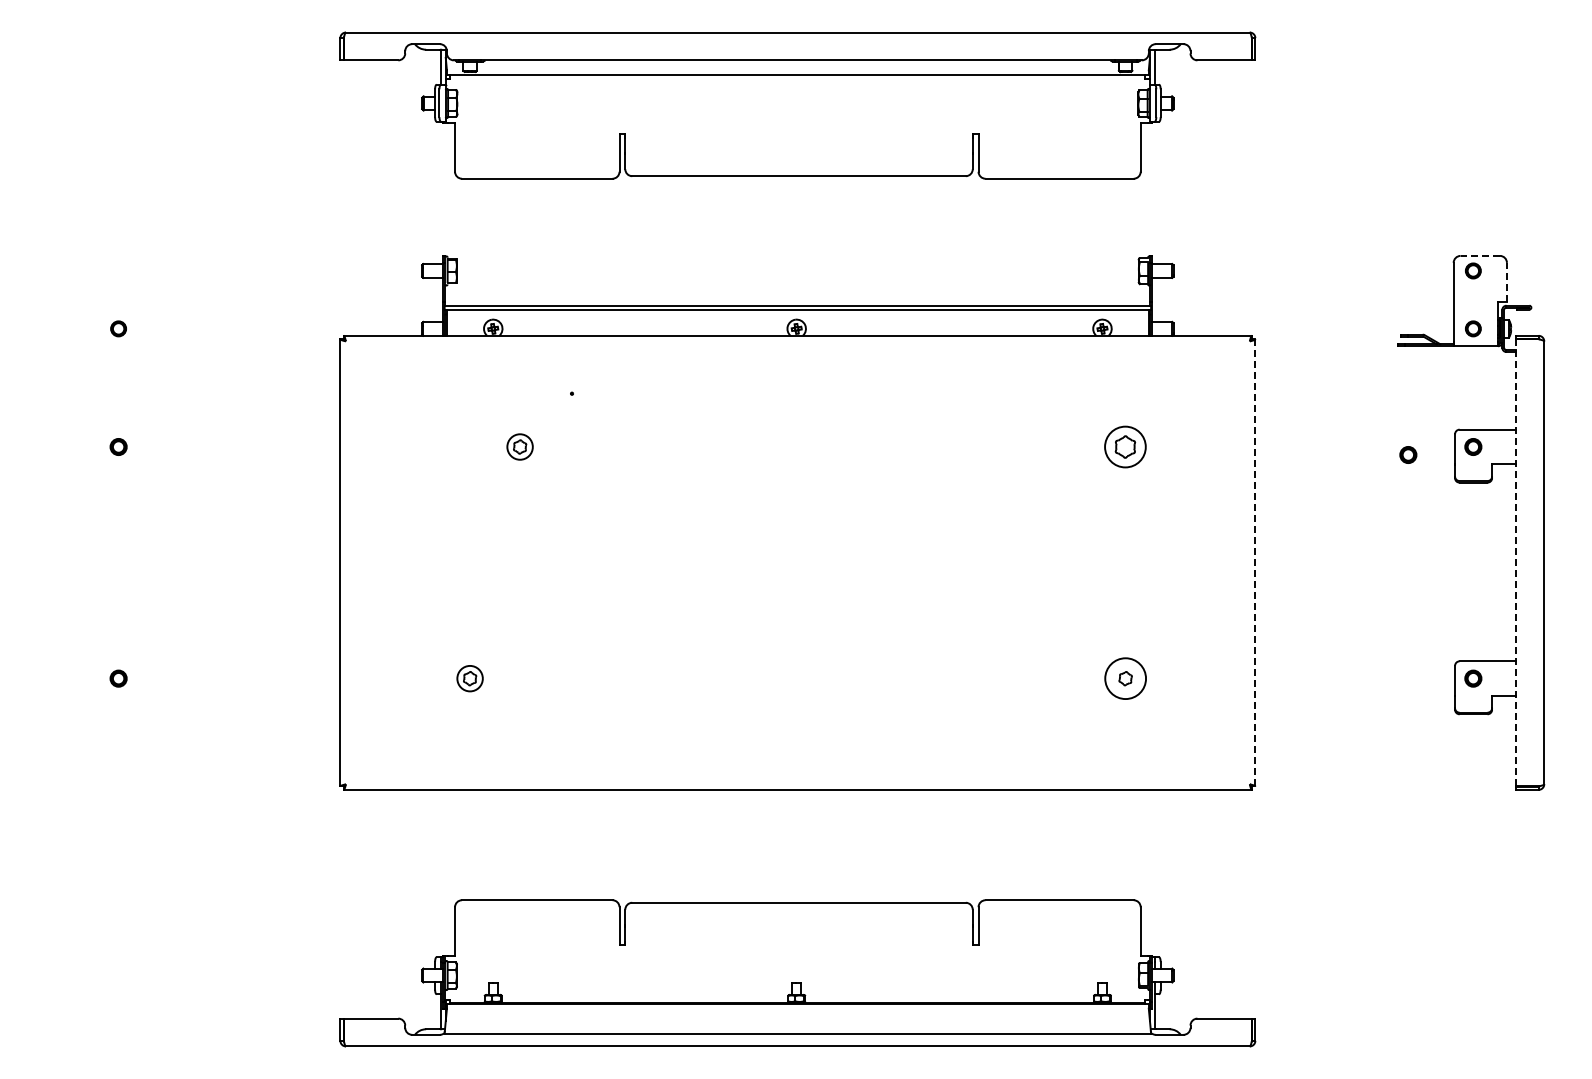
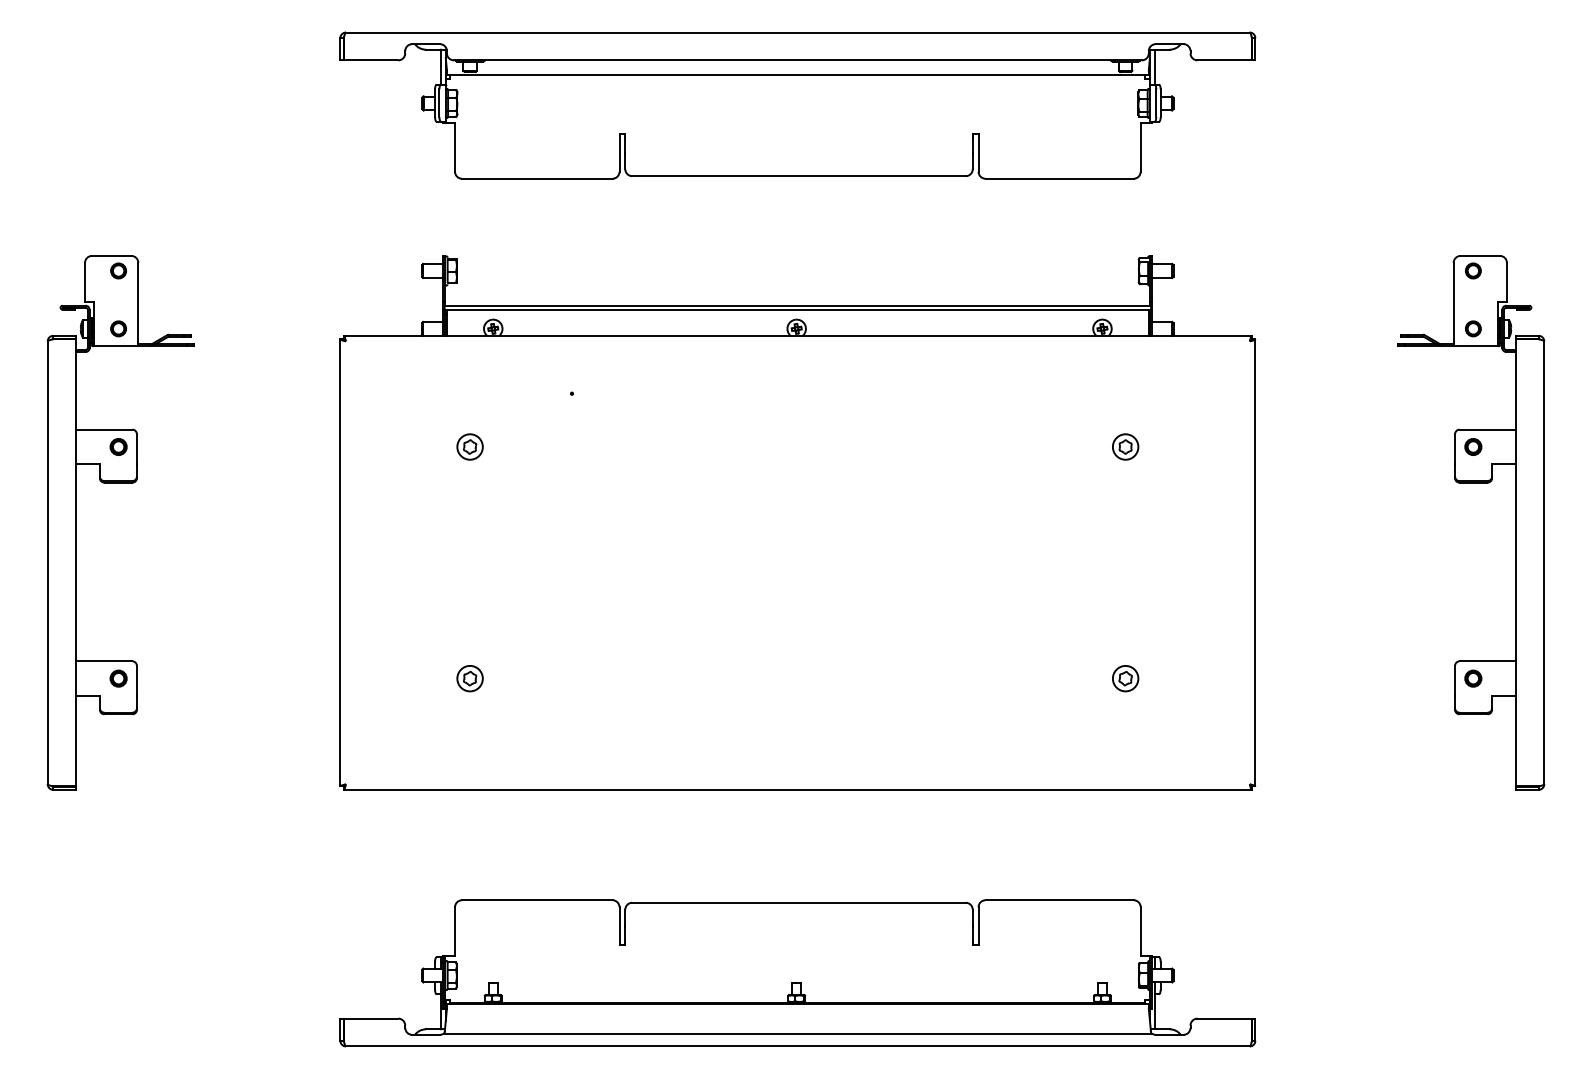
line: dashed -> solid (1480, 255)
line: dashed -> solid (1506, 282)
part position: (519, 446) -> (469, 446) (469, 446)
part size: 43x44 px -> 28x28 px (1125, 446)
part: present -> none (1408, 454)
part: none -> present (120, 483)
line: dashed -> solid (1255, 562)
line: dashed -> solid (1516, 562)
circle diameter: 41 px -> 25 px (1125, 678)
